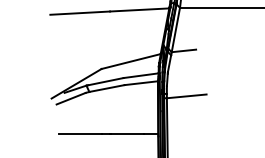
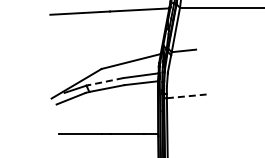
line: solid -> dashed (105, 81)
line: solid -> dashed (186, 96)
